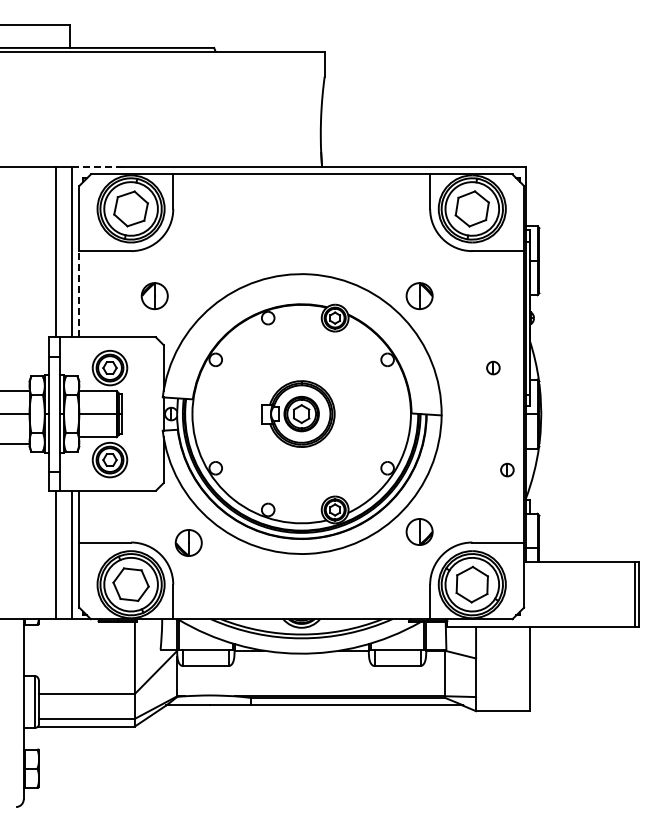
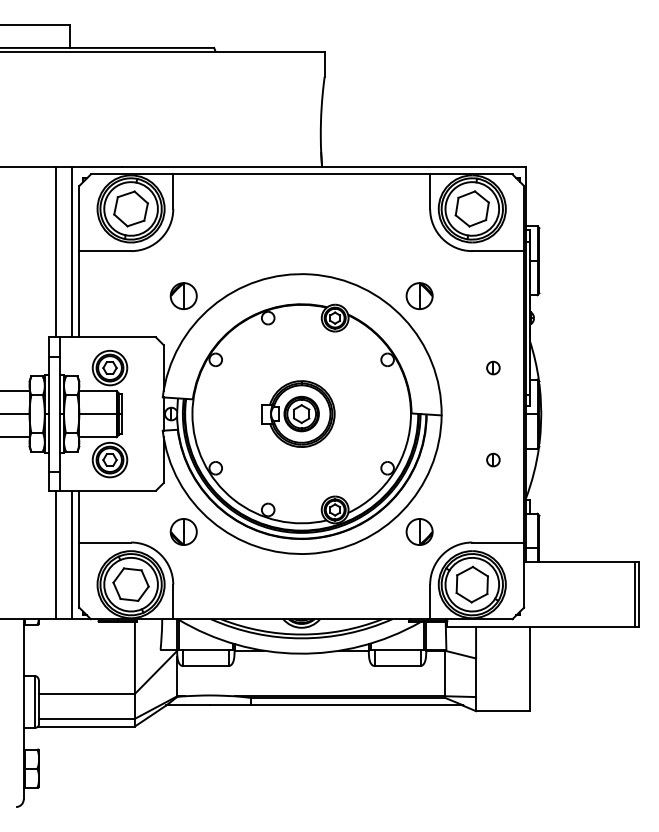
line: dashed -> solid (97, 166)
line: dashed -> solid (79, 293)
part position: (154, 296) -> (183, 296) (183, 296)
line position: (15, 444) -> (15, 437) (15, 437)
part position: (507, 469) -> (493, 459) (493, 459)
part position: (188, 542) -> (183, 531) (183, 531)
